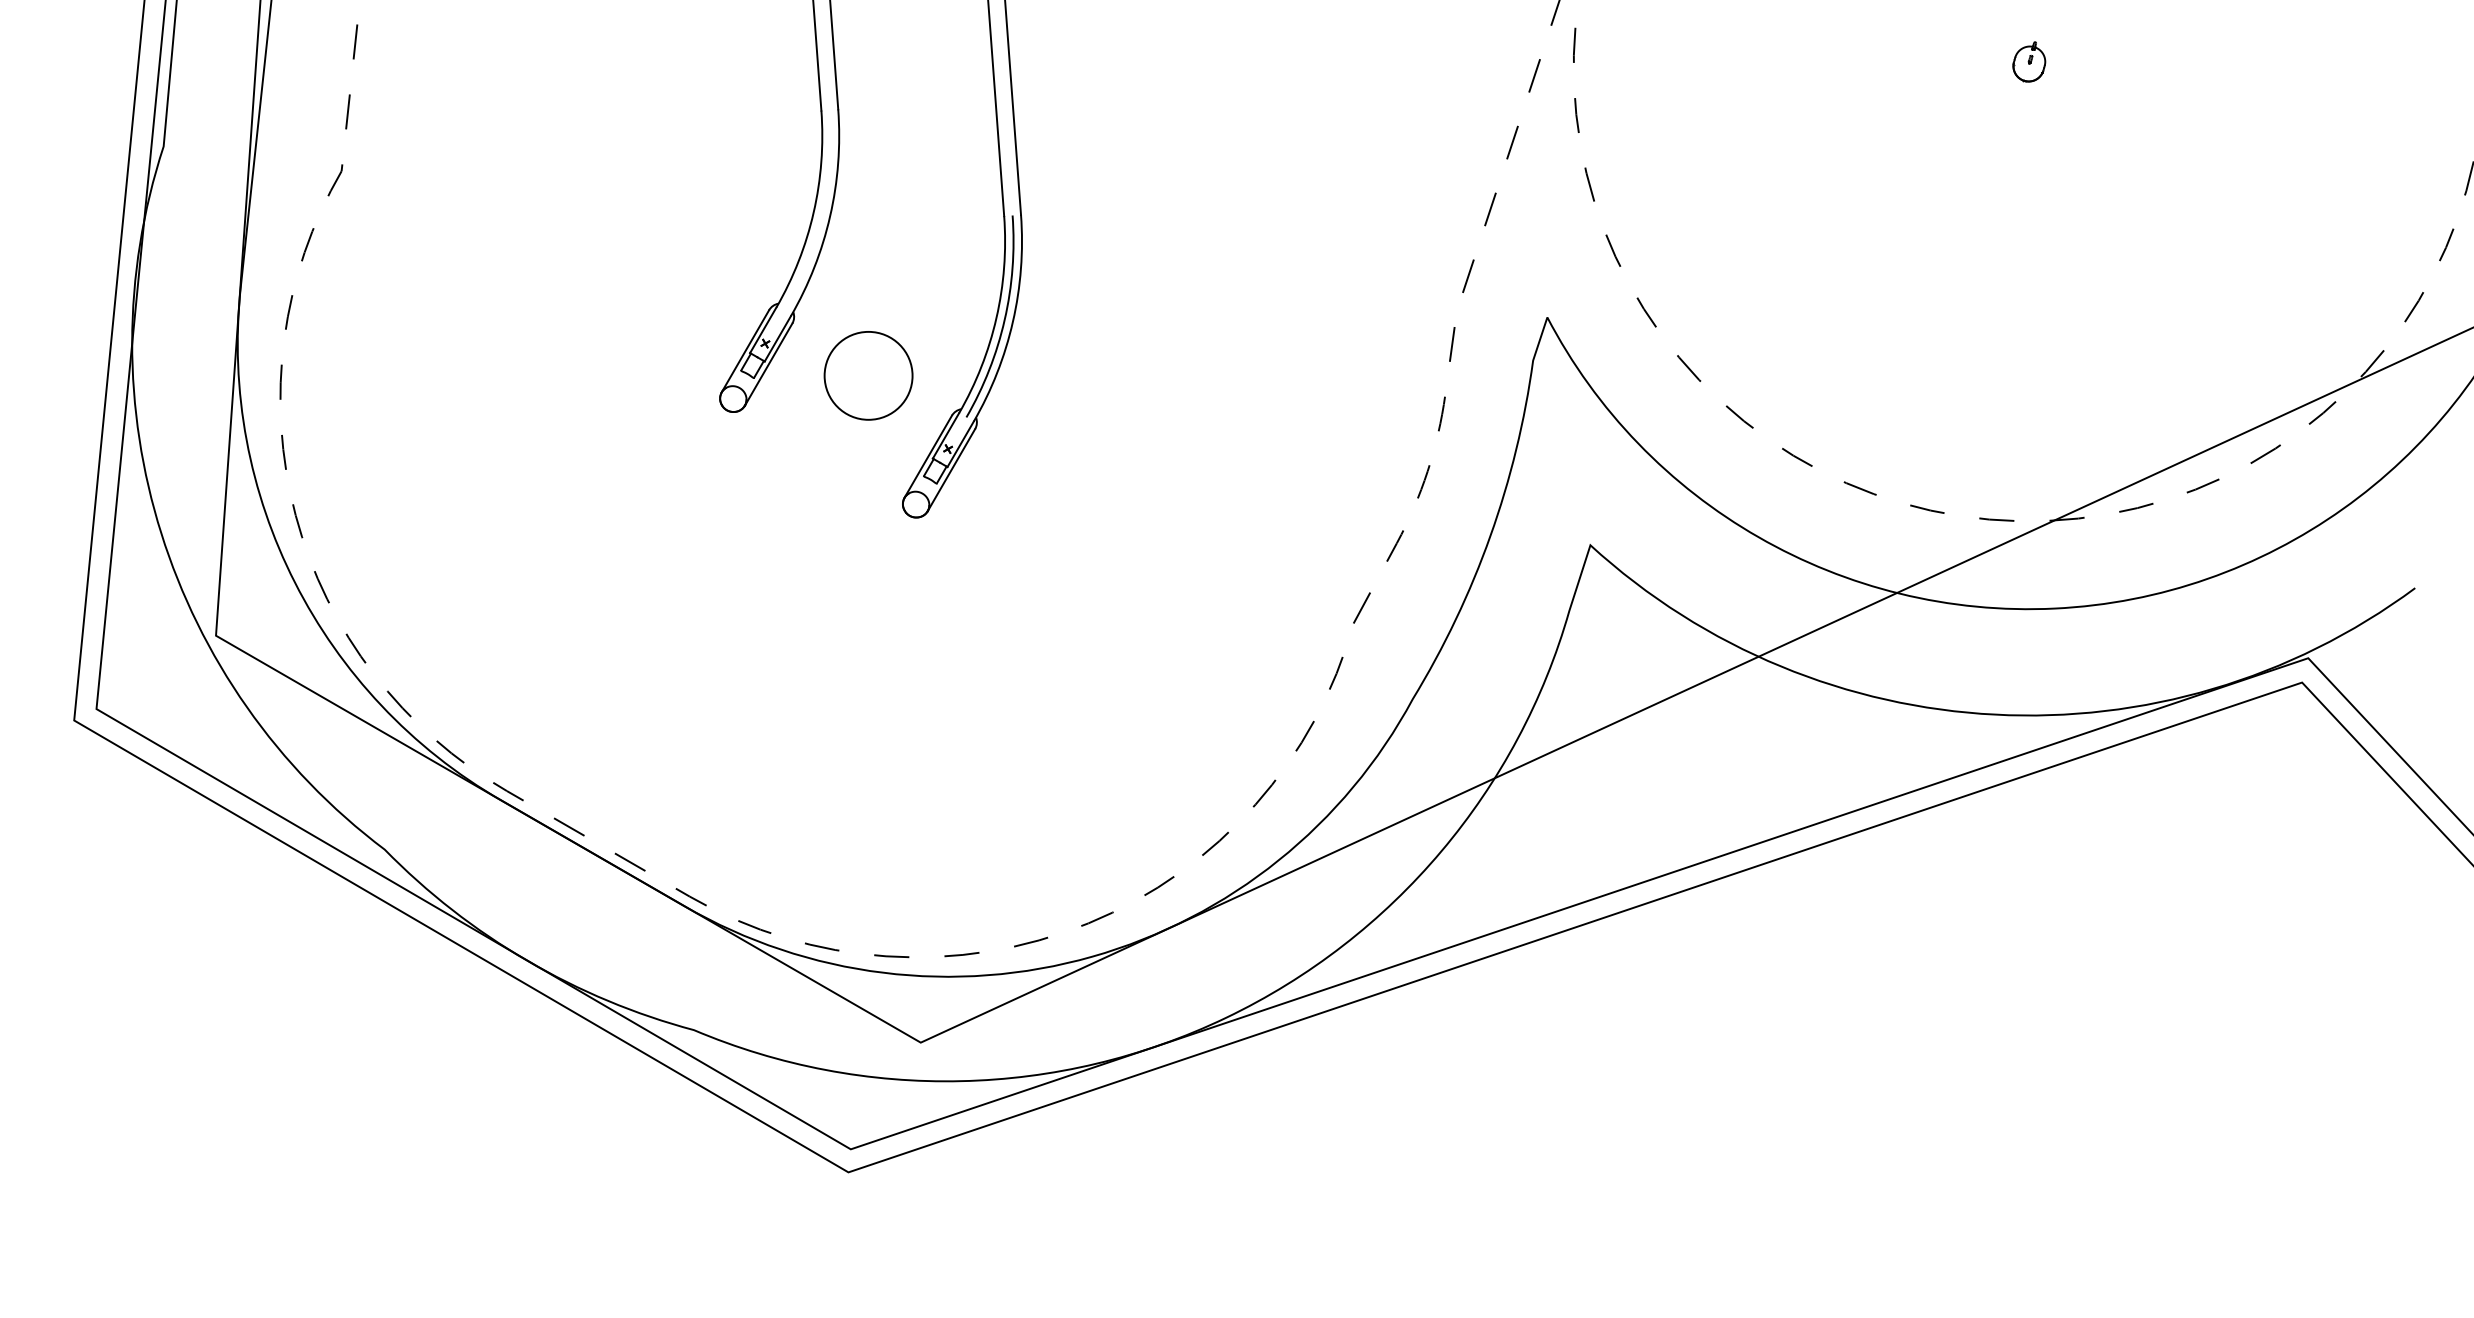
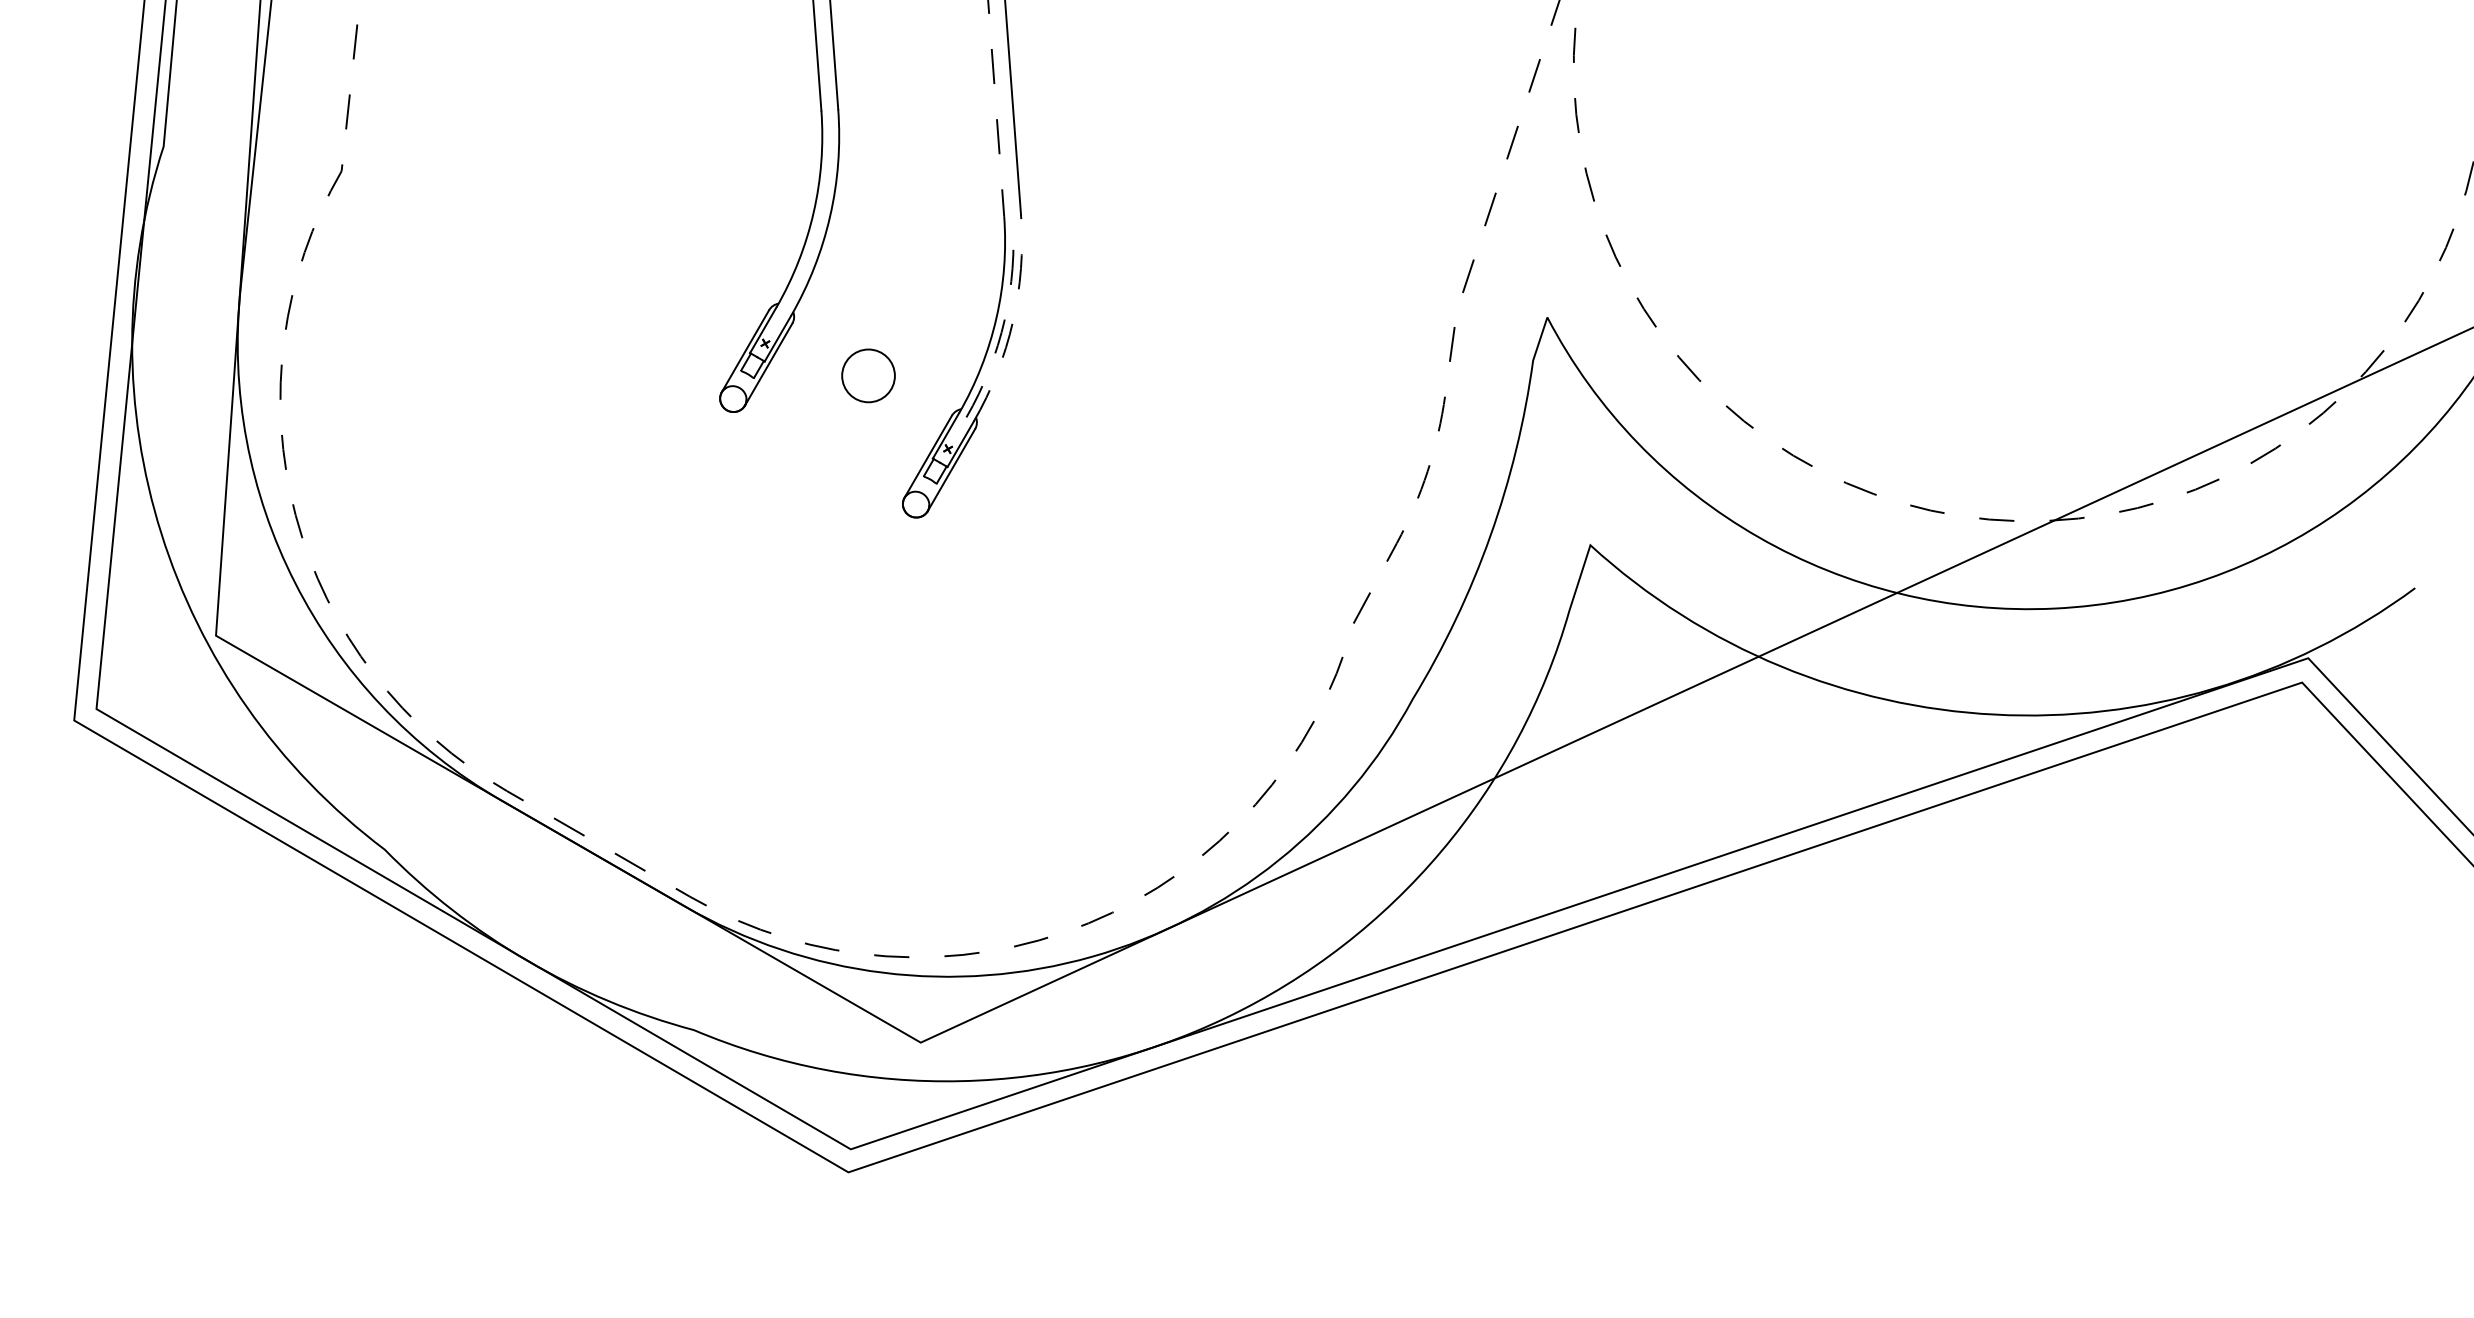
part: present -> none (2029, 61)
line: solid -> dashed (996, 108)
arc: solid -> dashed (1004, 319)
arc: solid -> dashed (1012, 321)
circle size: 91x90 px -> 55x56 px (868, 375)
